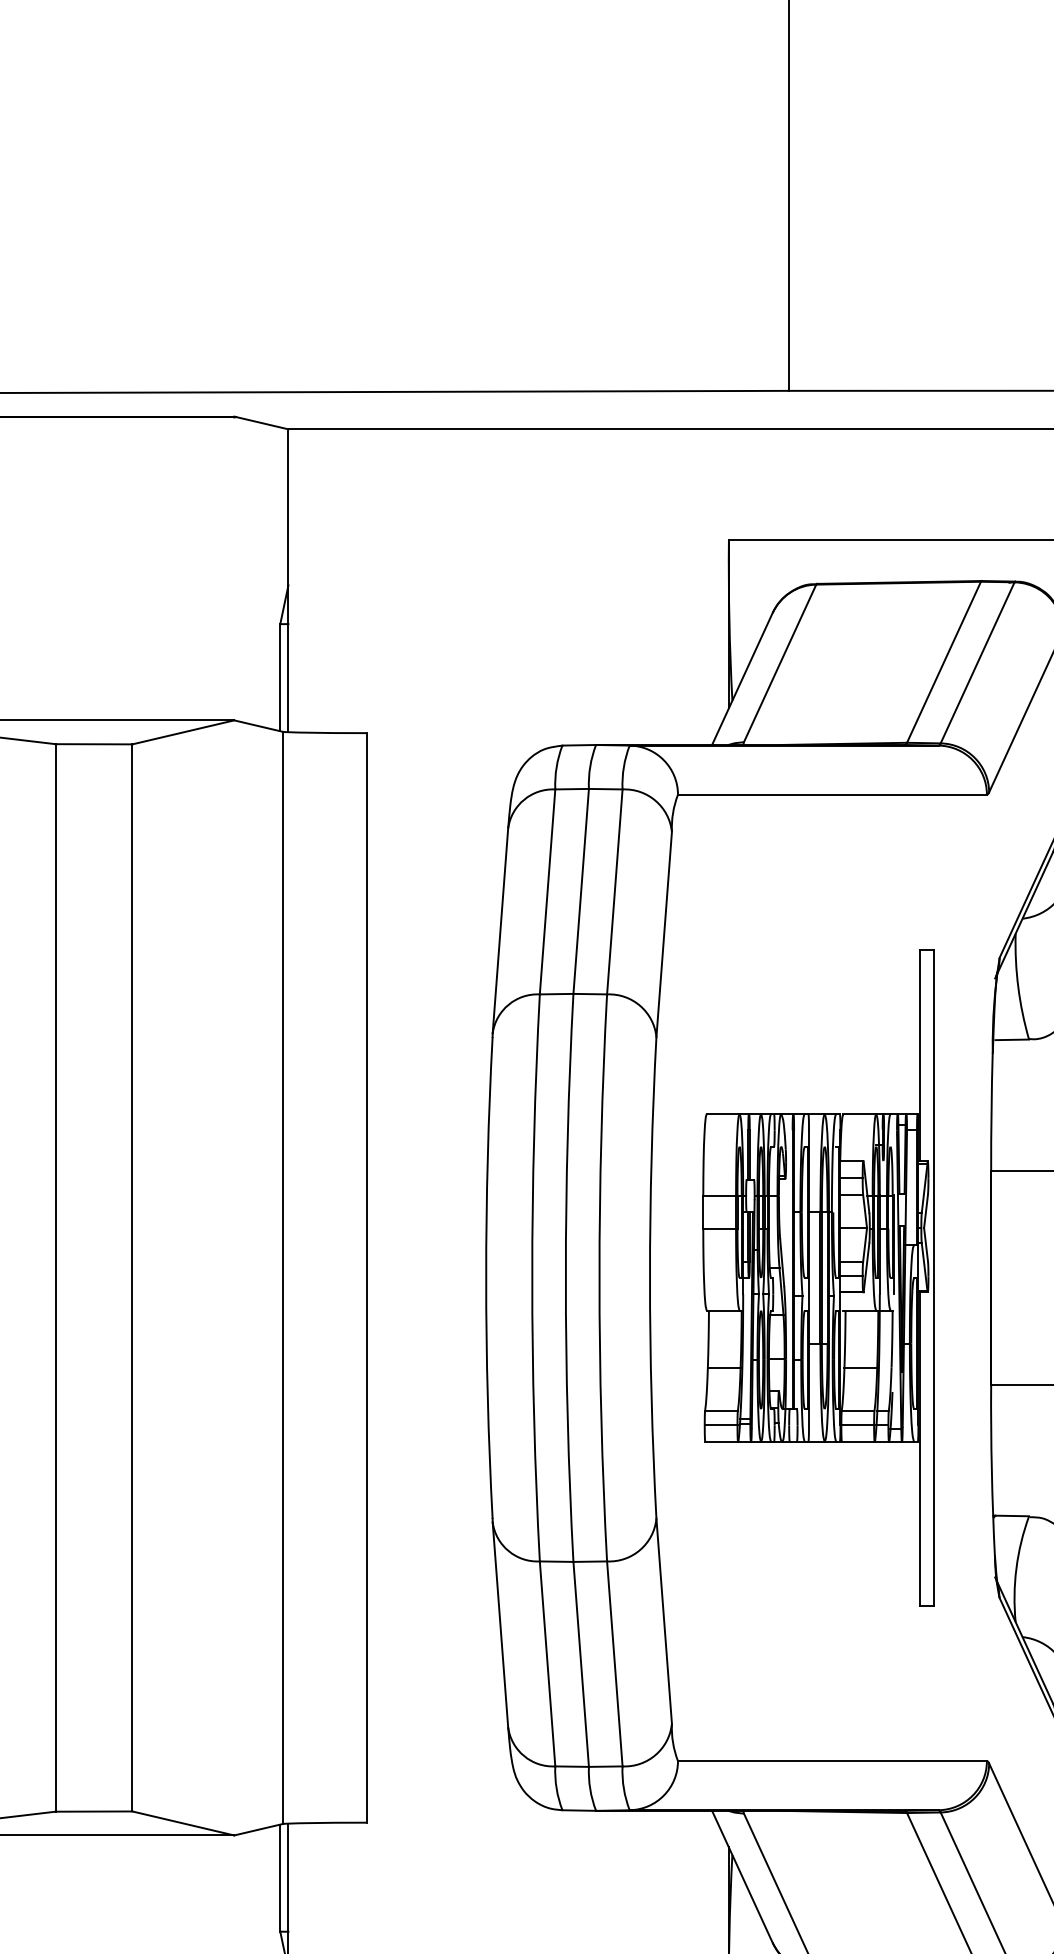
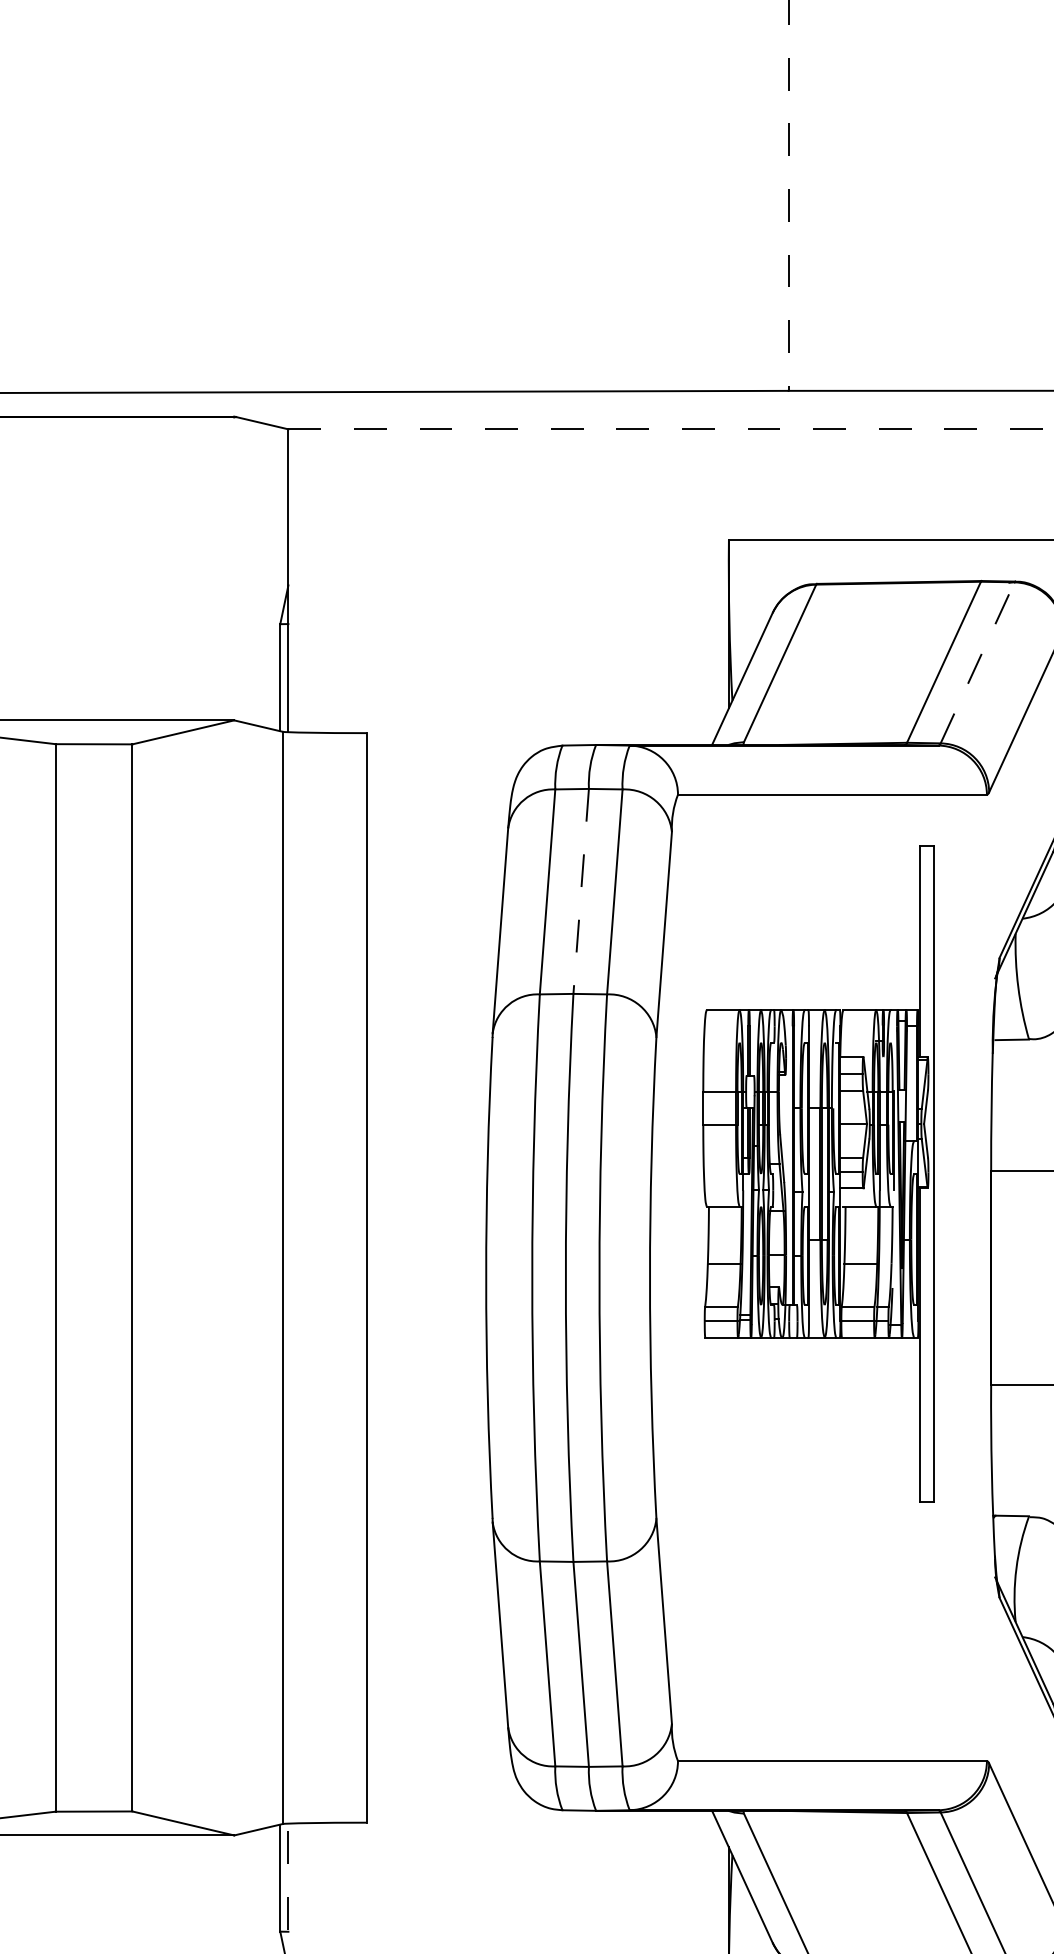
line: solid -> dashed (788, 195)
line: solid -> dashed (671, 429)
line: solid -> dashed (977, 662)
line: solid -> dashed (581, 891)
part position: (818, 1277) -> (818, 1173) (818, 1173)
line: solid -> dashed (288, 1888)
